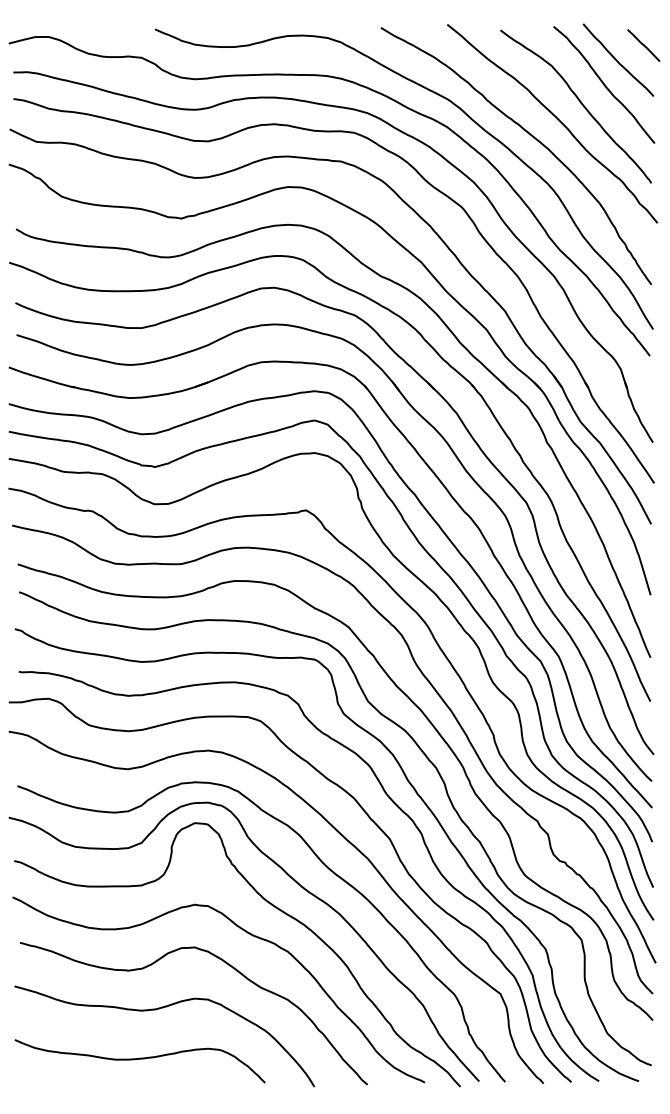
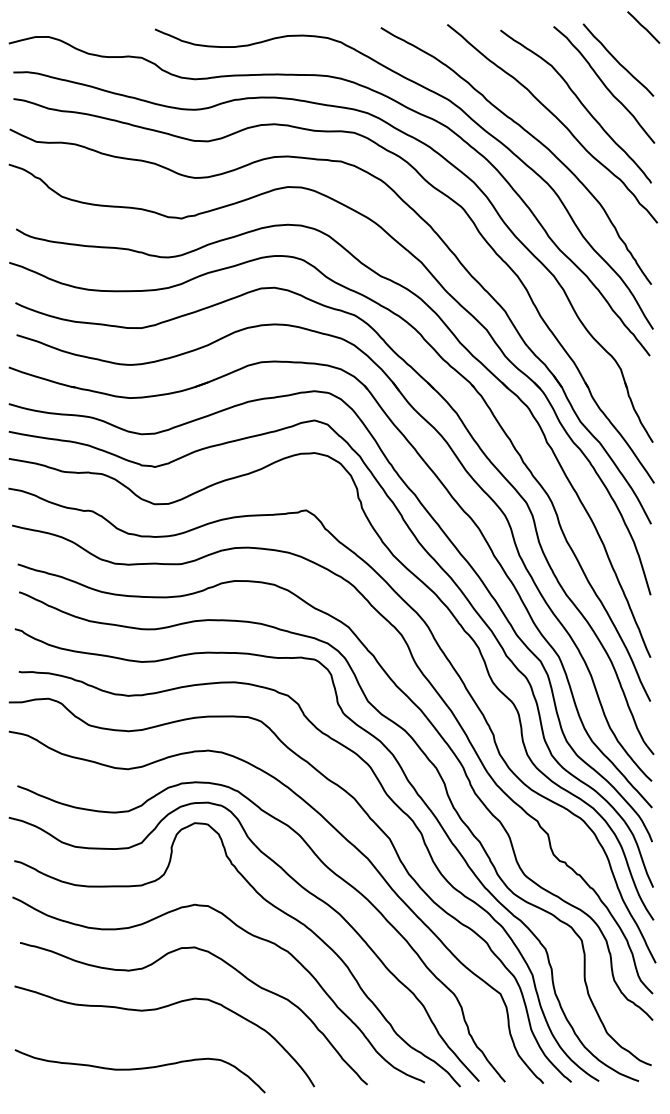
line position: (643, 45) -> (643, 27) (643, 27)
curve position: (139, 1059) -> (139, 1069) (139, 1069)
